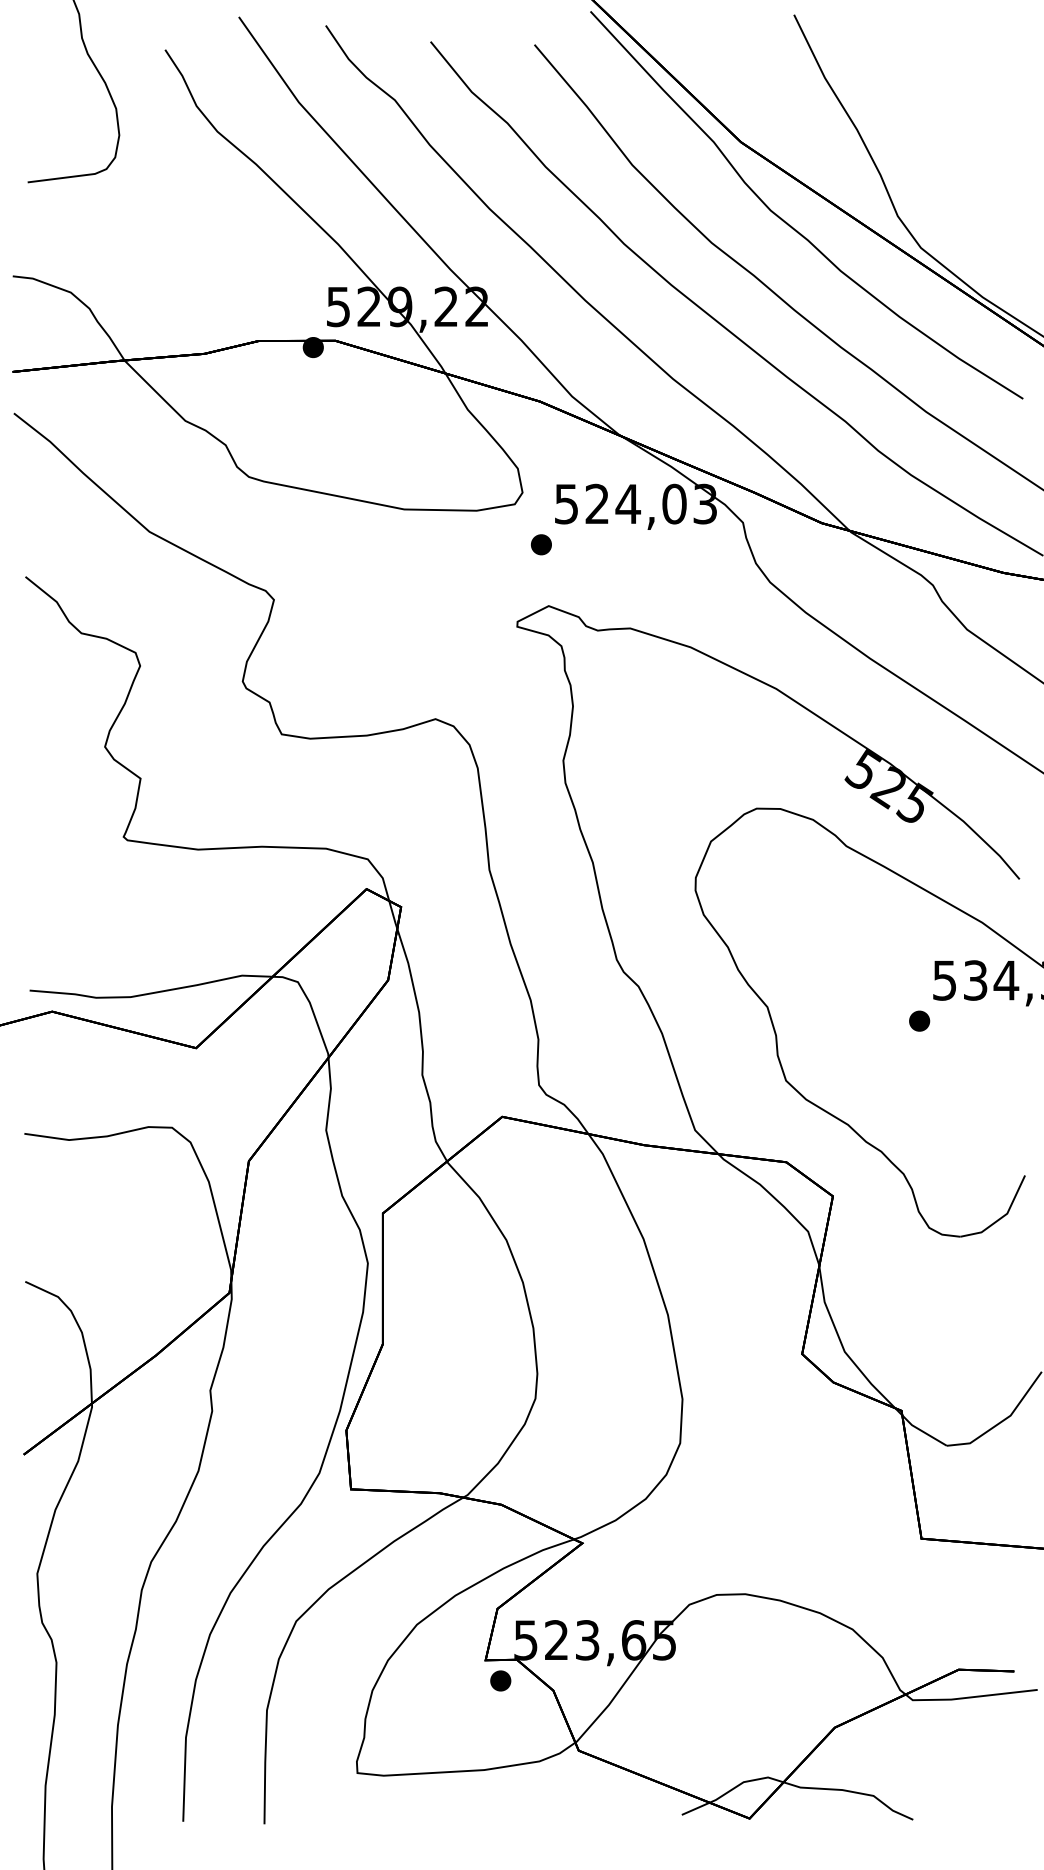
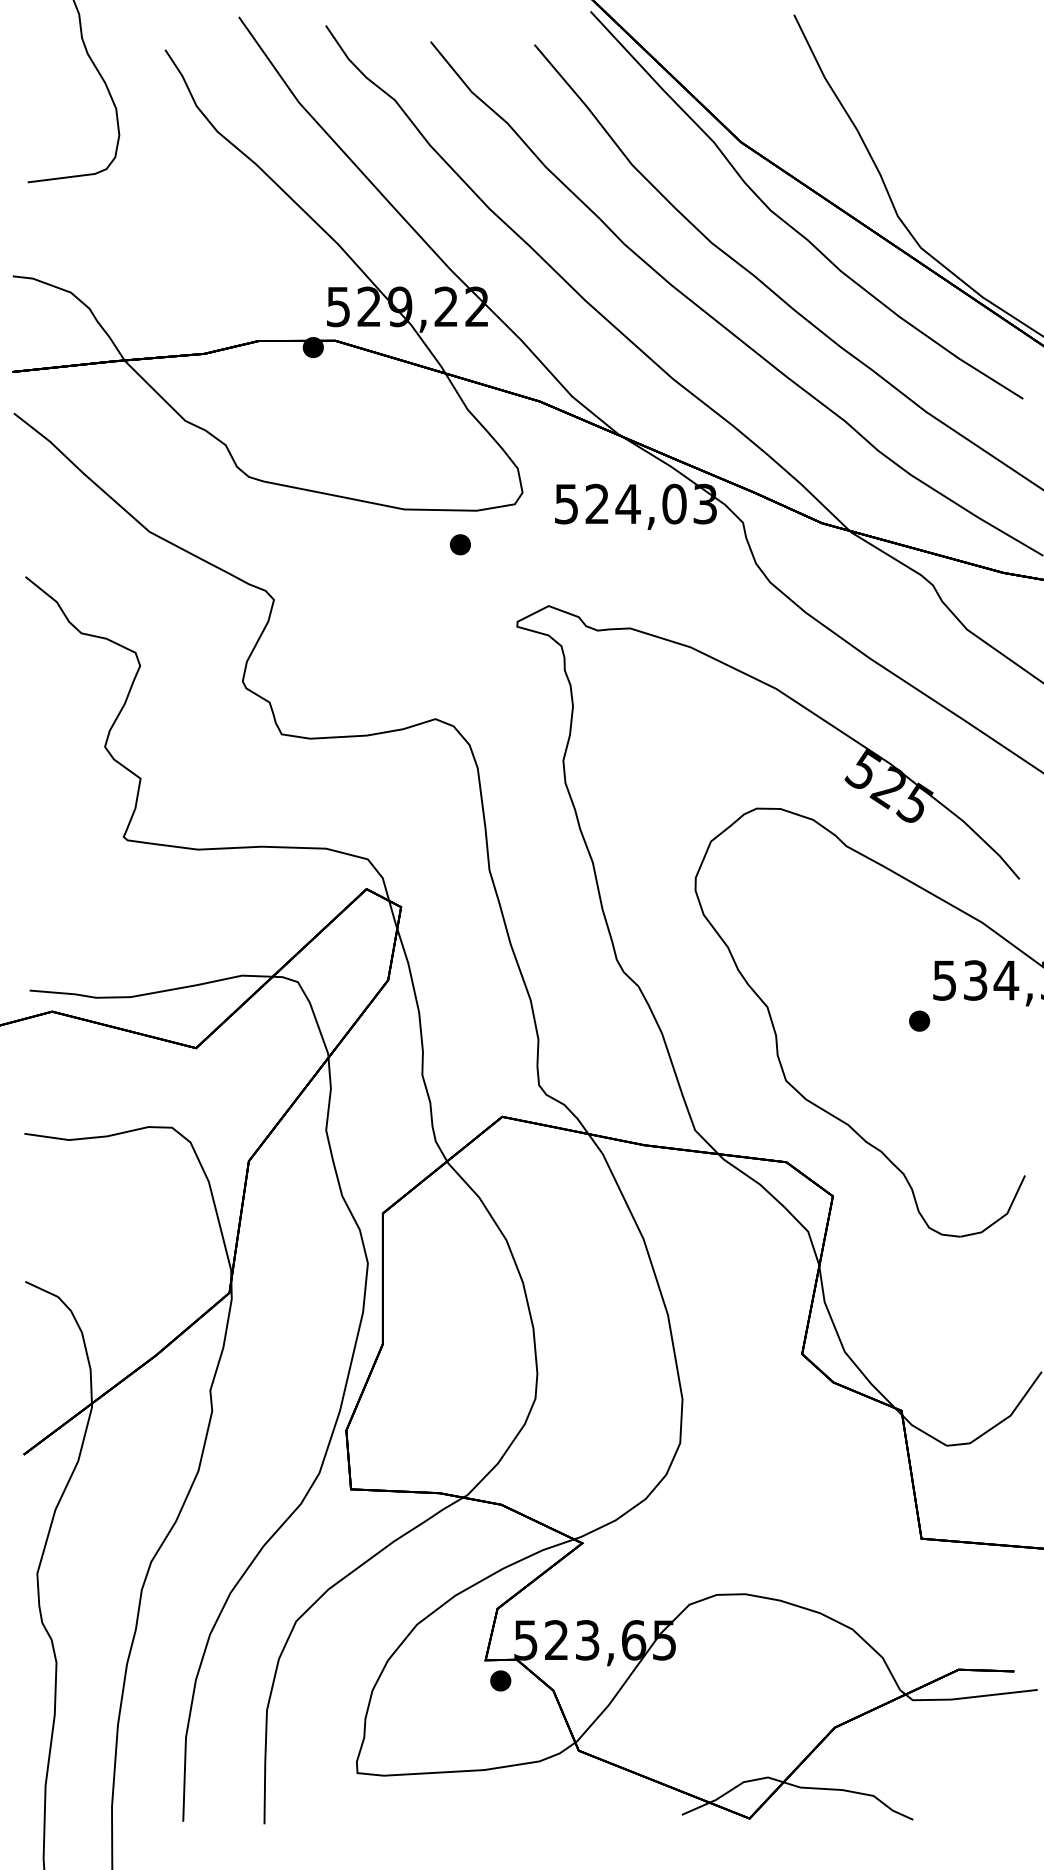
part position: (541, 544) -> (460, 544) (460, 544)
